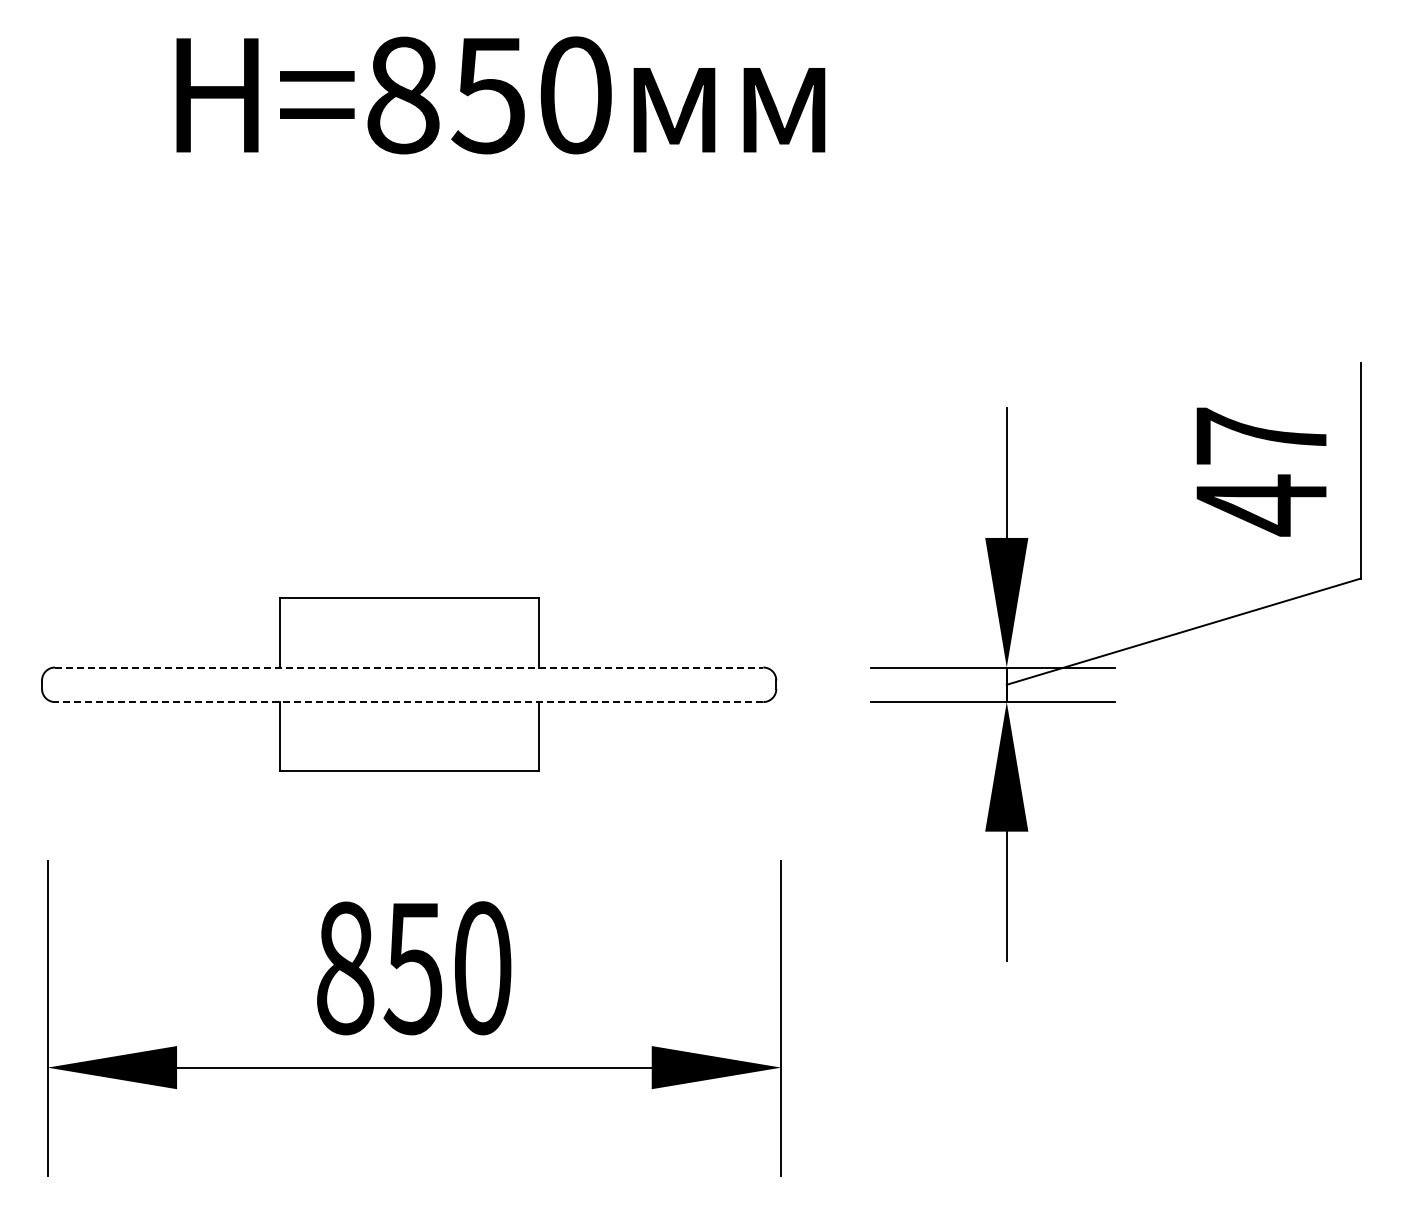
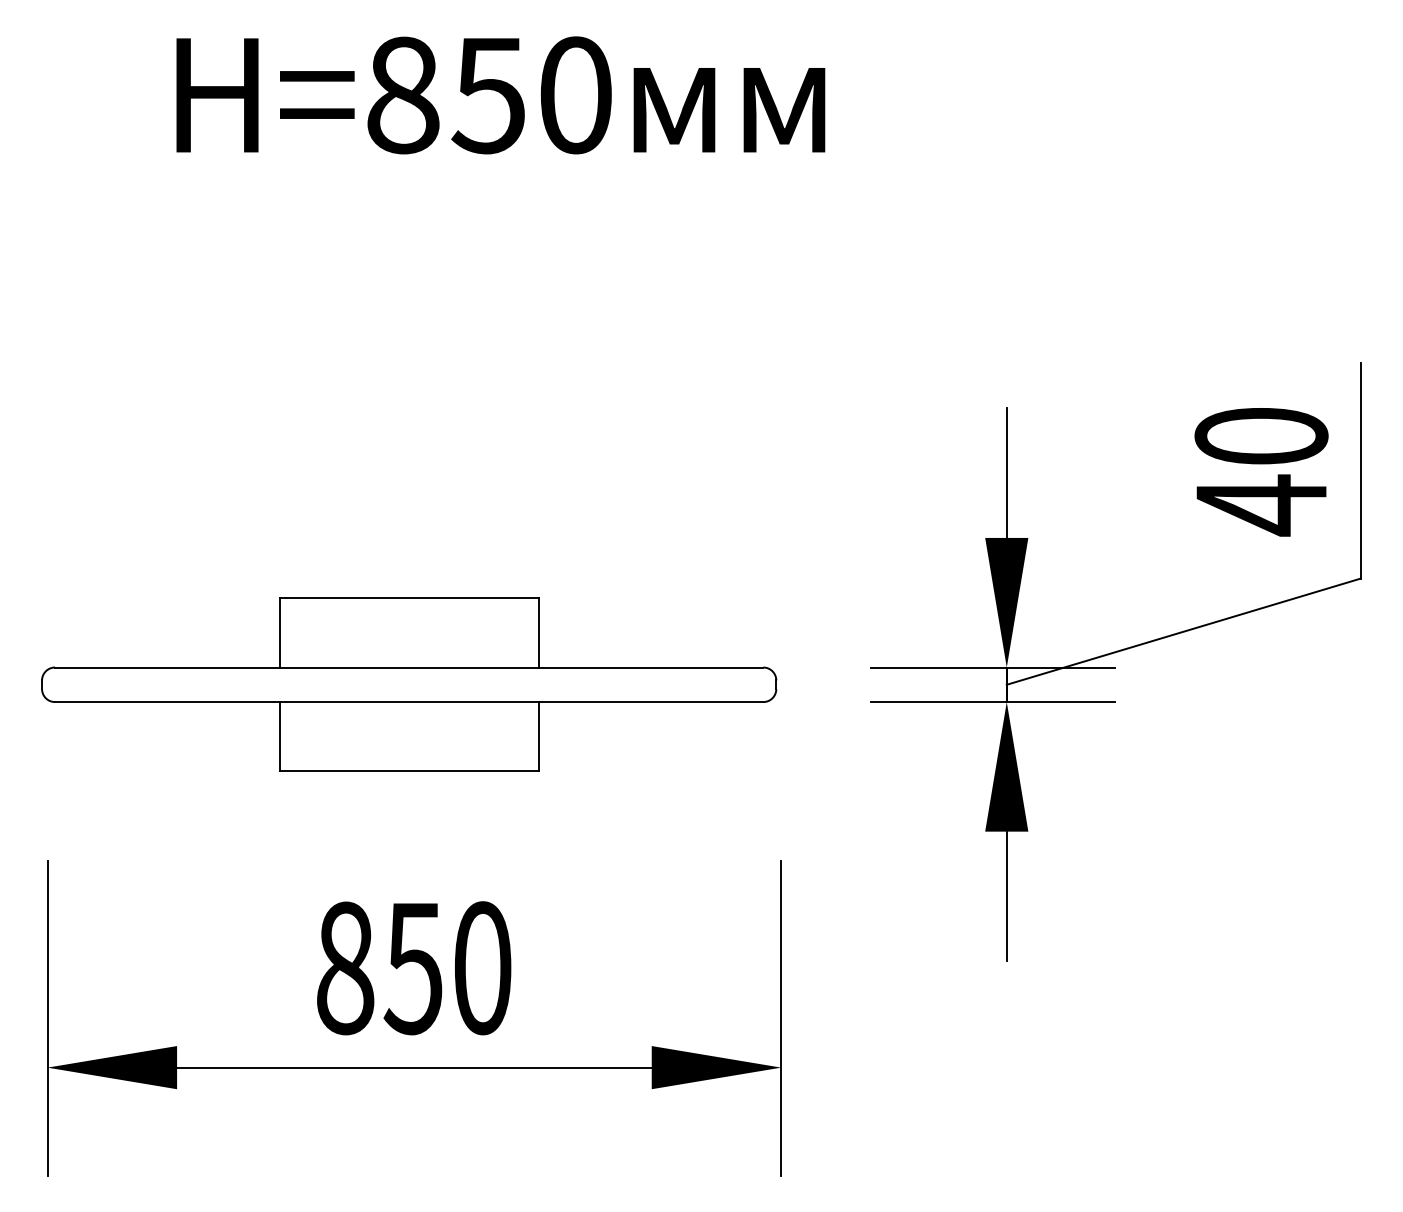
text: 47 -> 40 (1261, 435)
line: dashed -> solid (409, 667)
line: dashed -> solid (408, 702)
